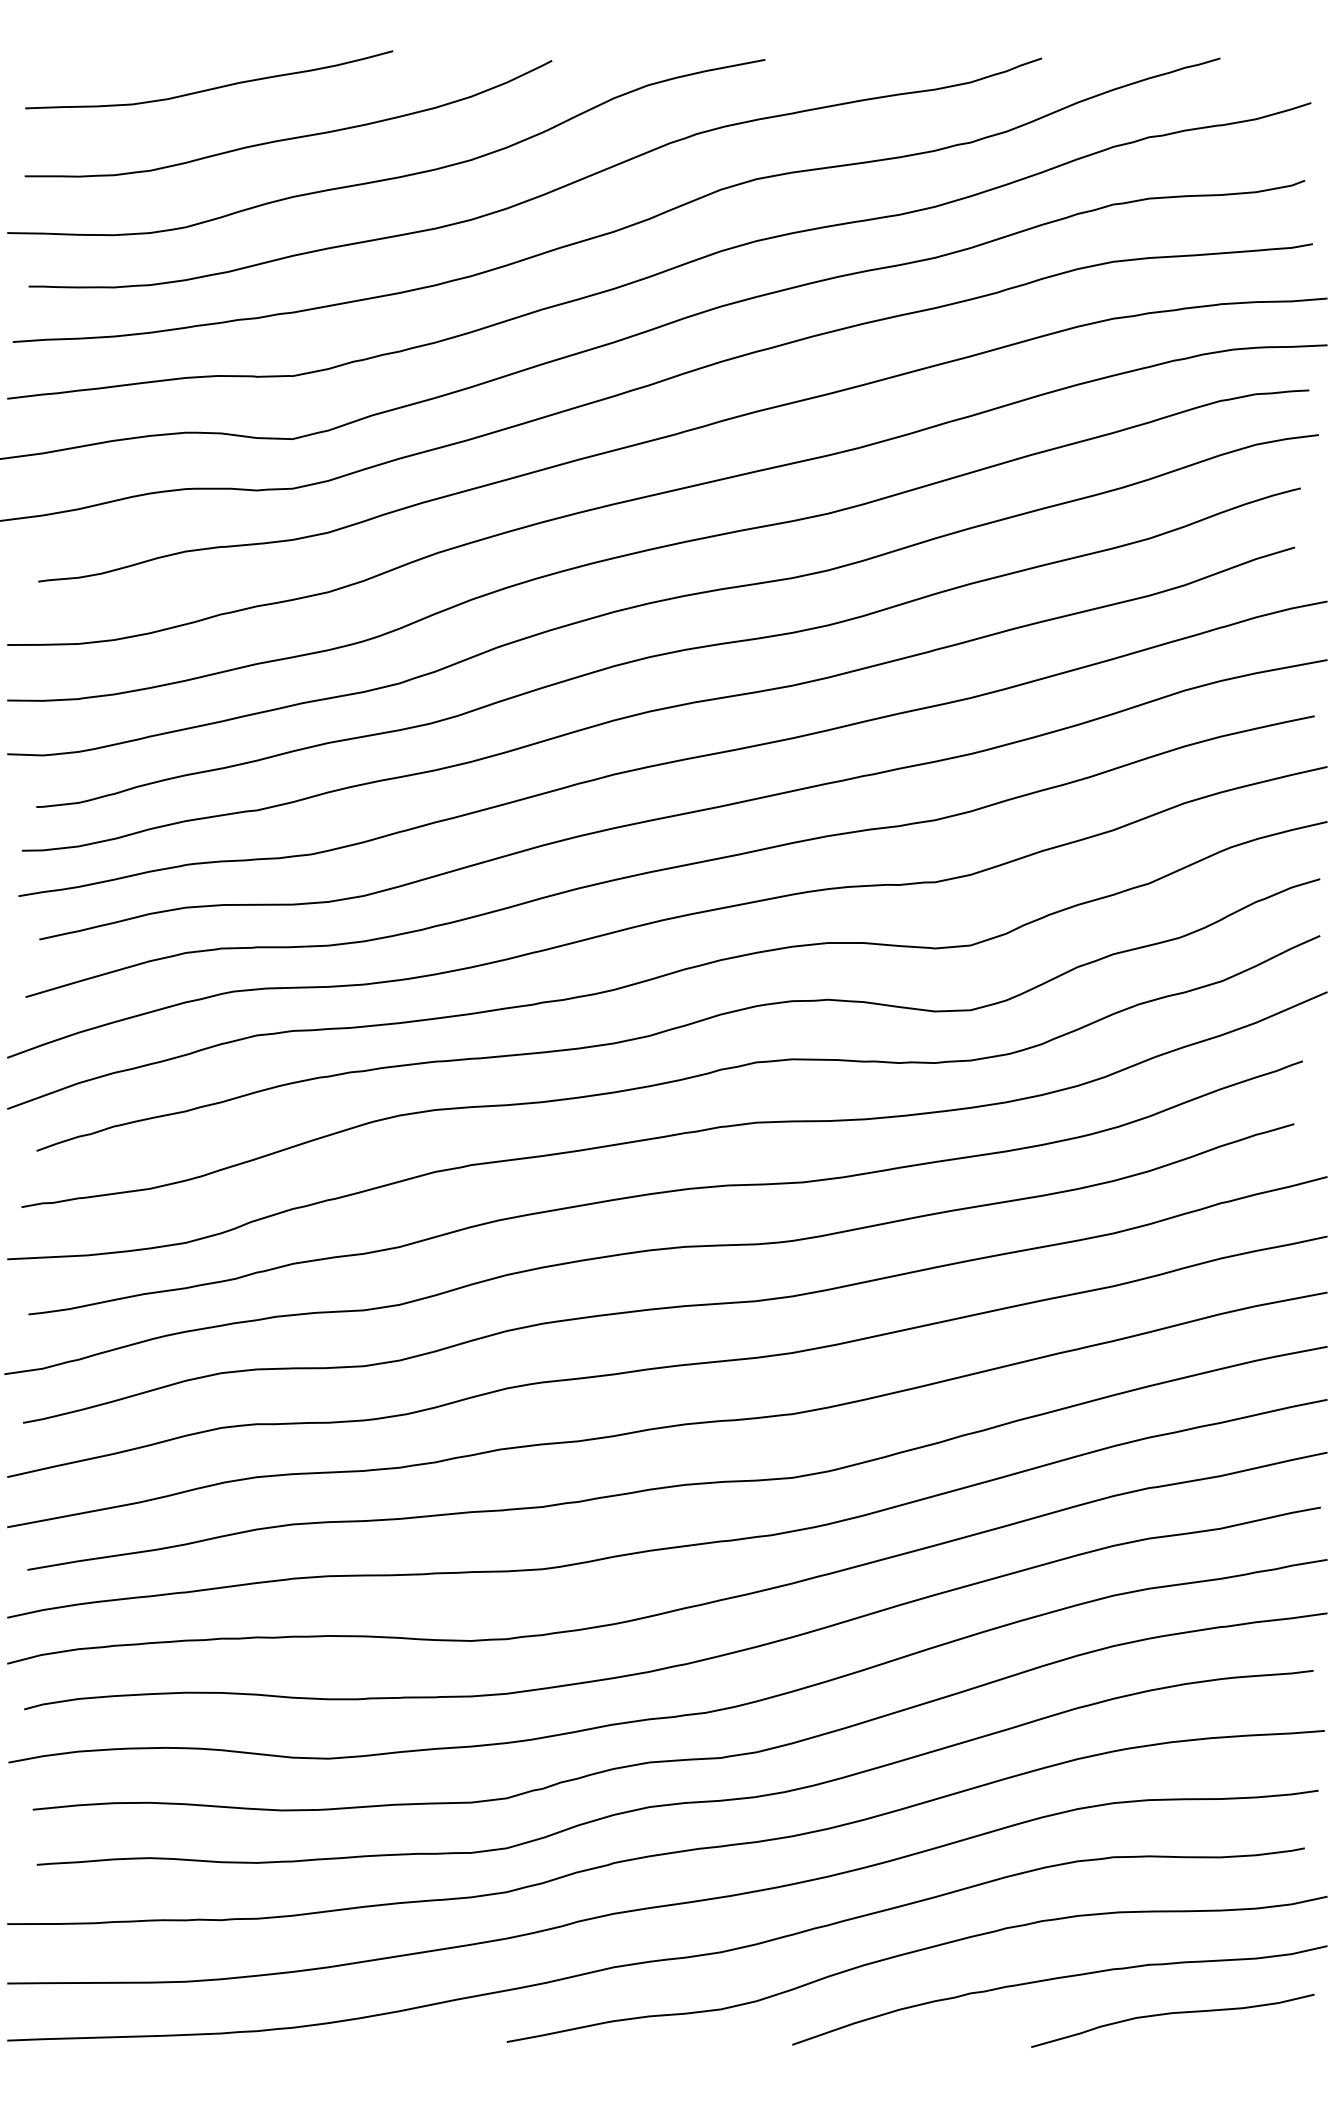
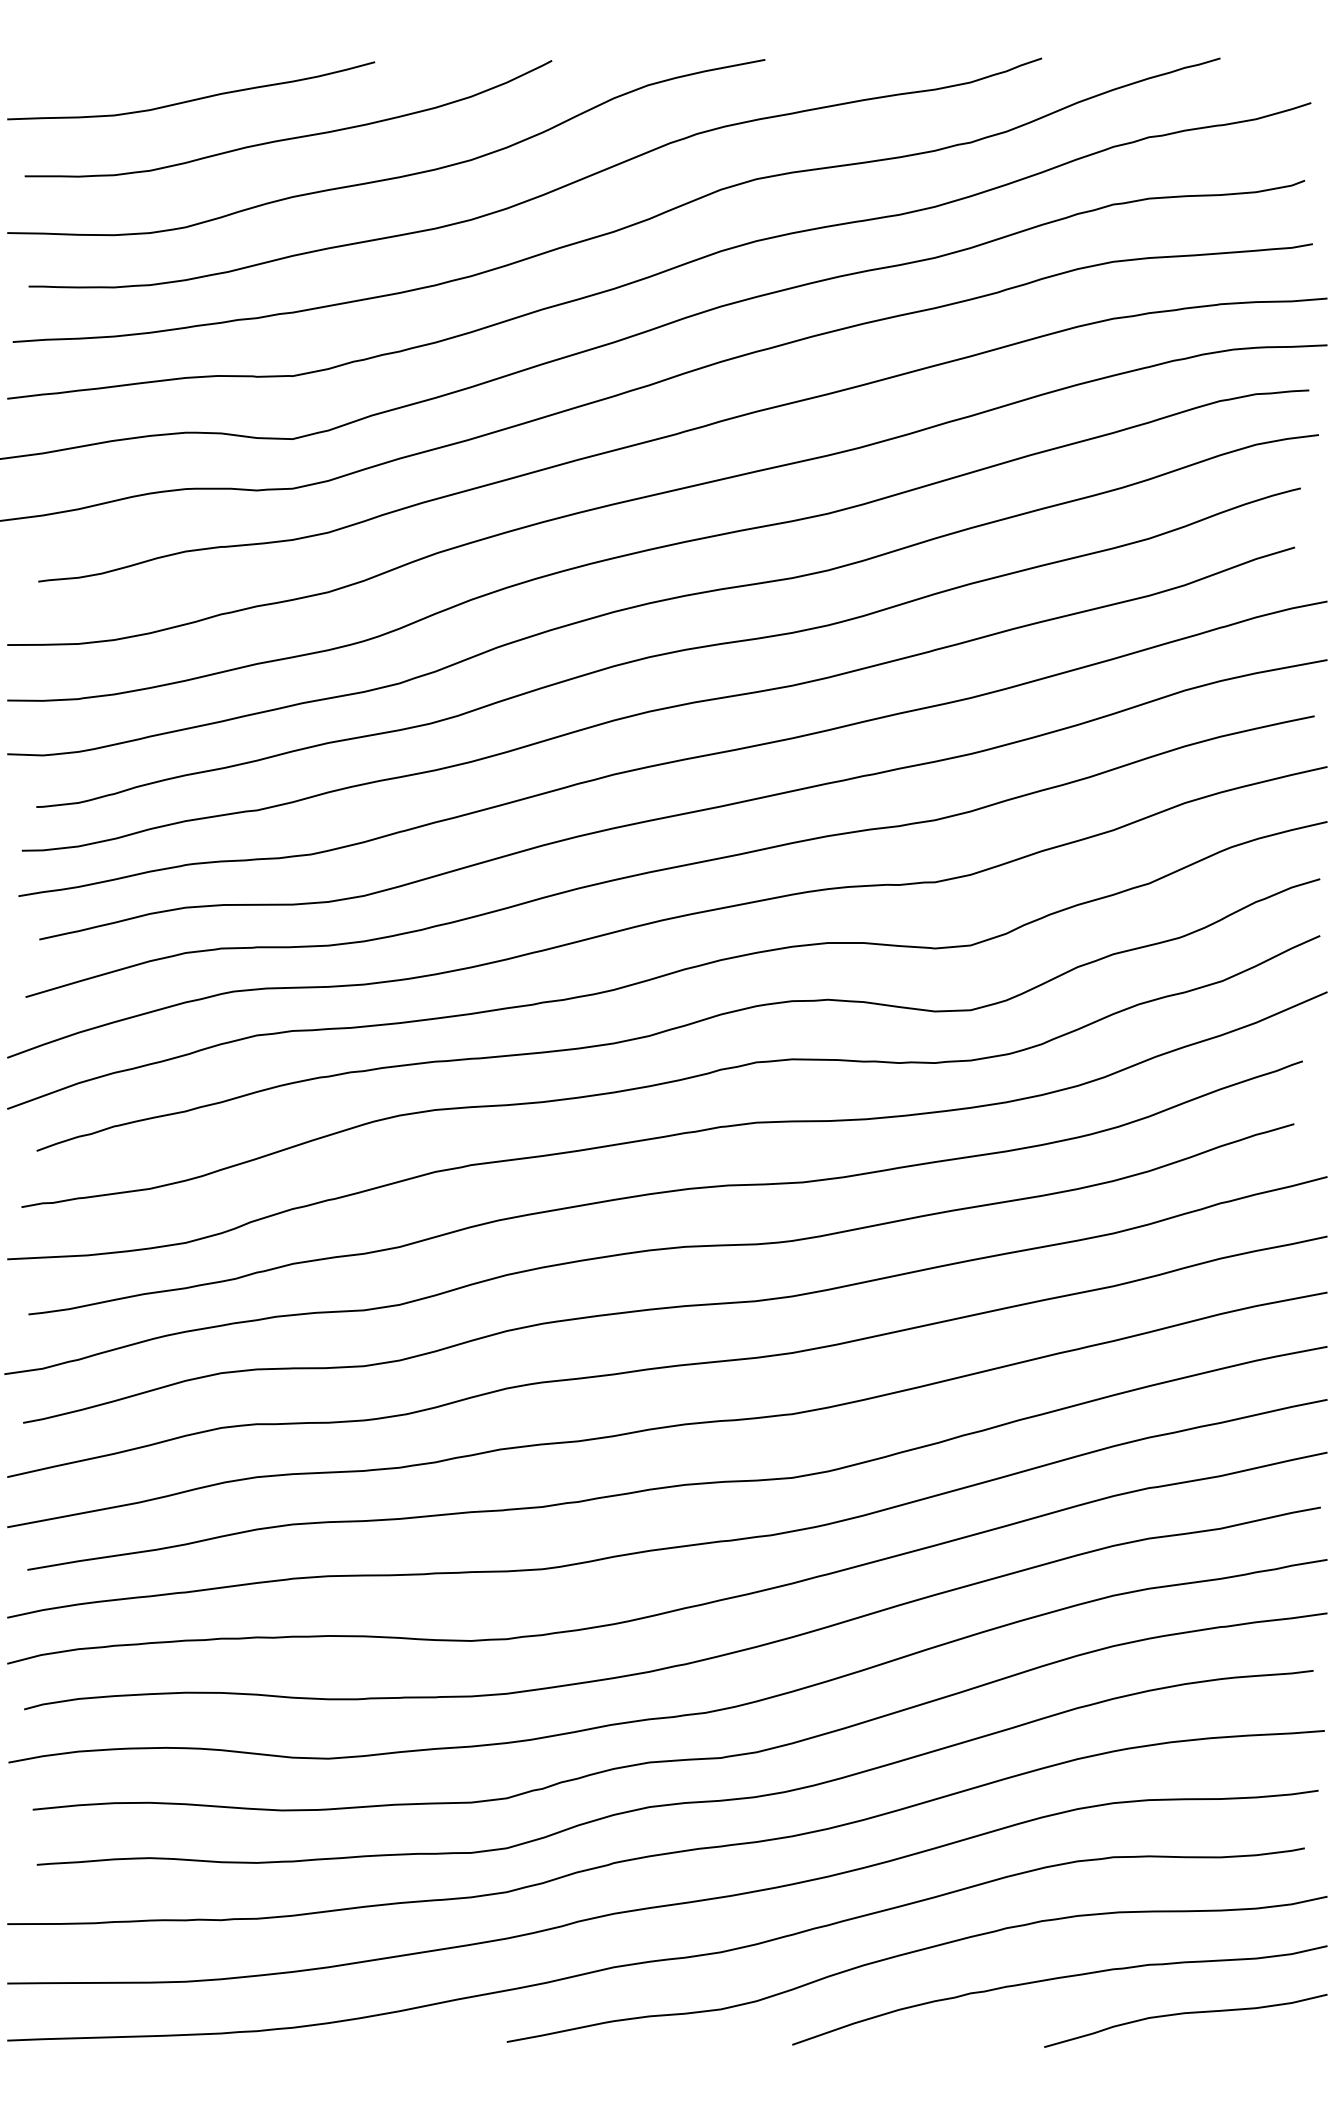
curve position: (213, 87) -> (195, 98) (195, 98)
curve position: (1171, 2014) -> (1184, 2014) (1184, 2014)
